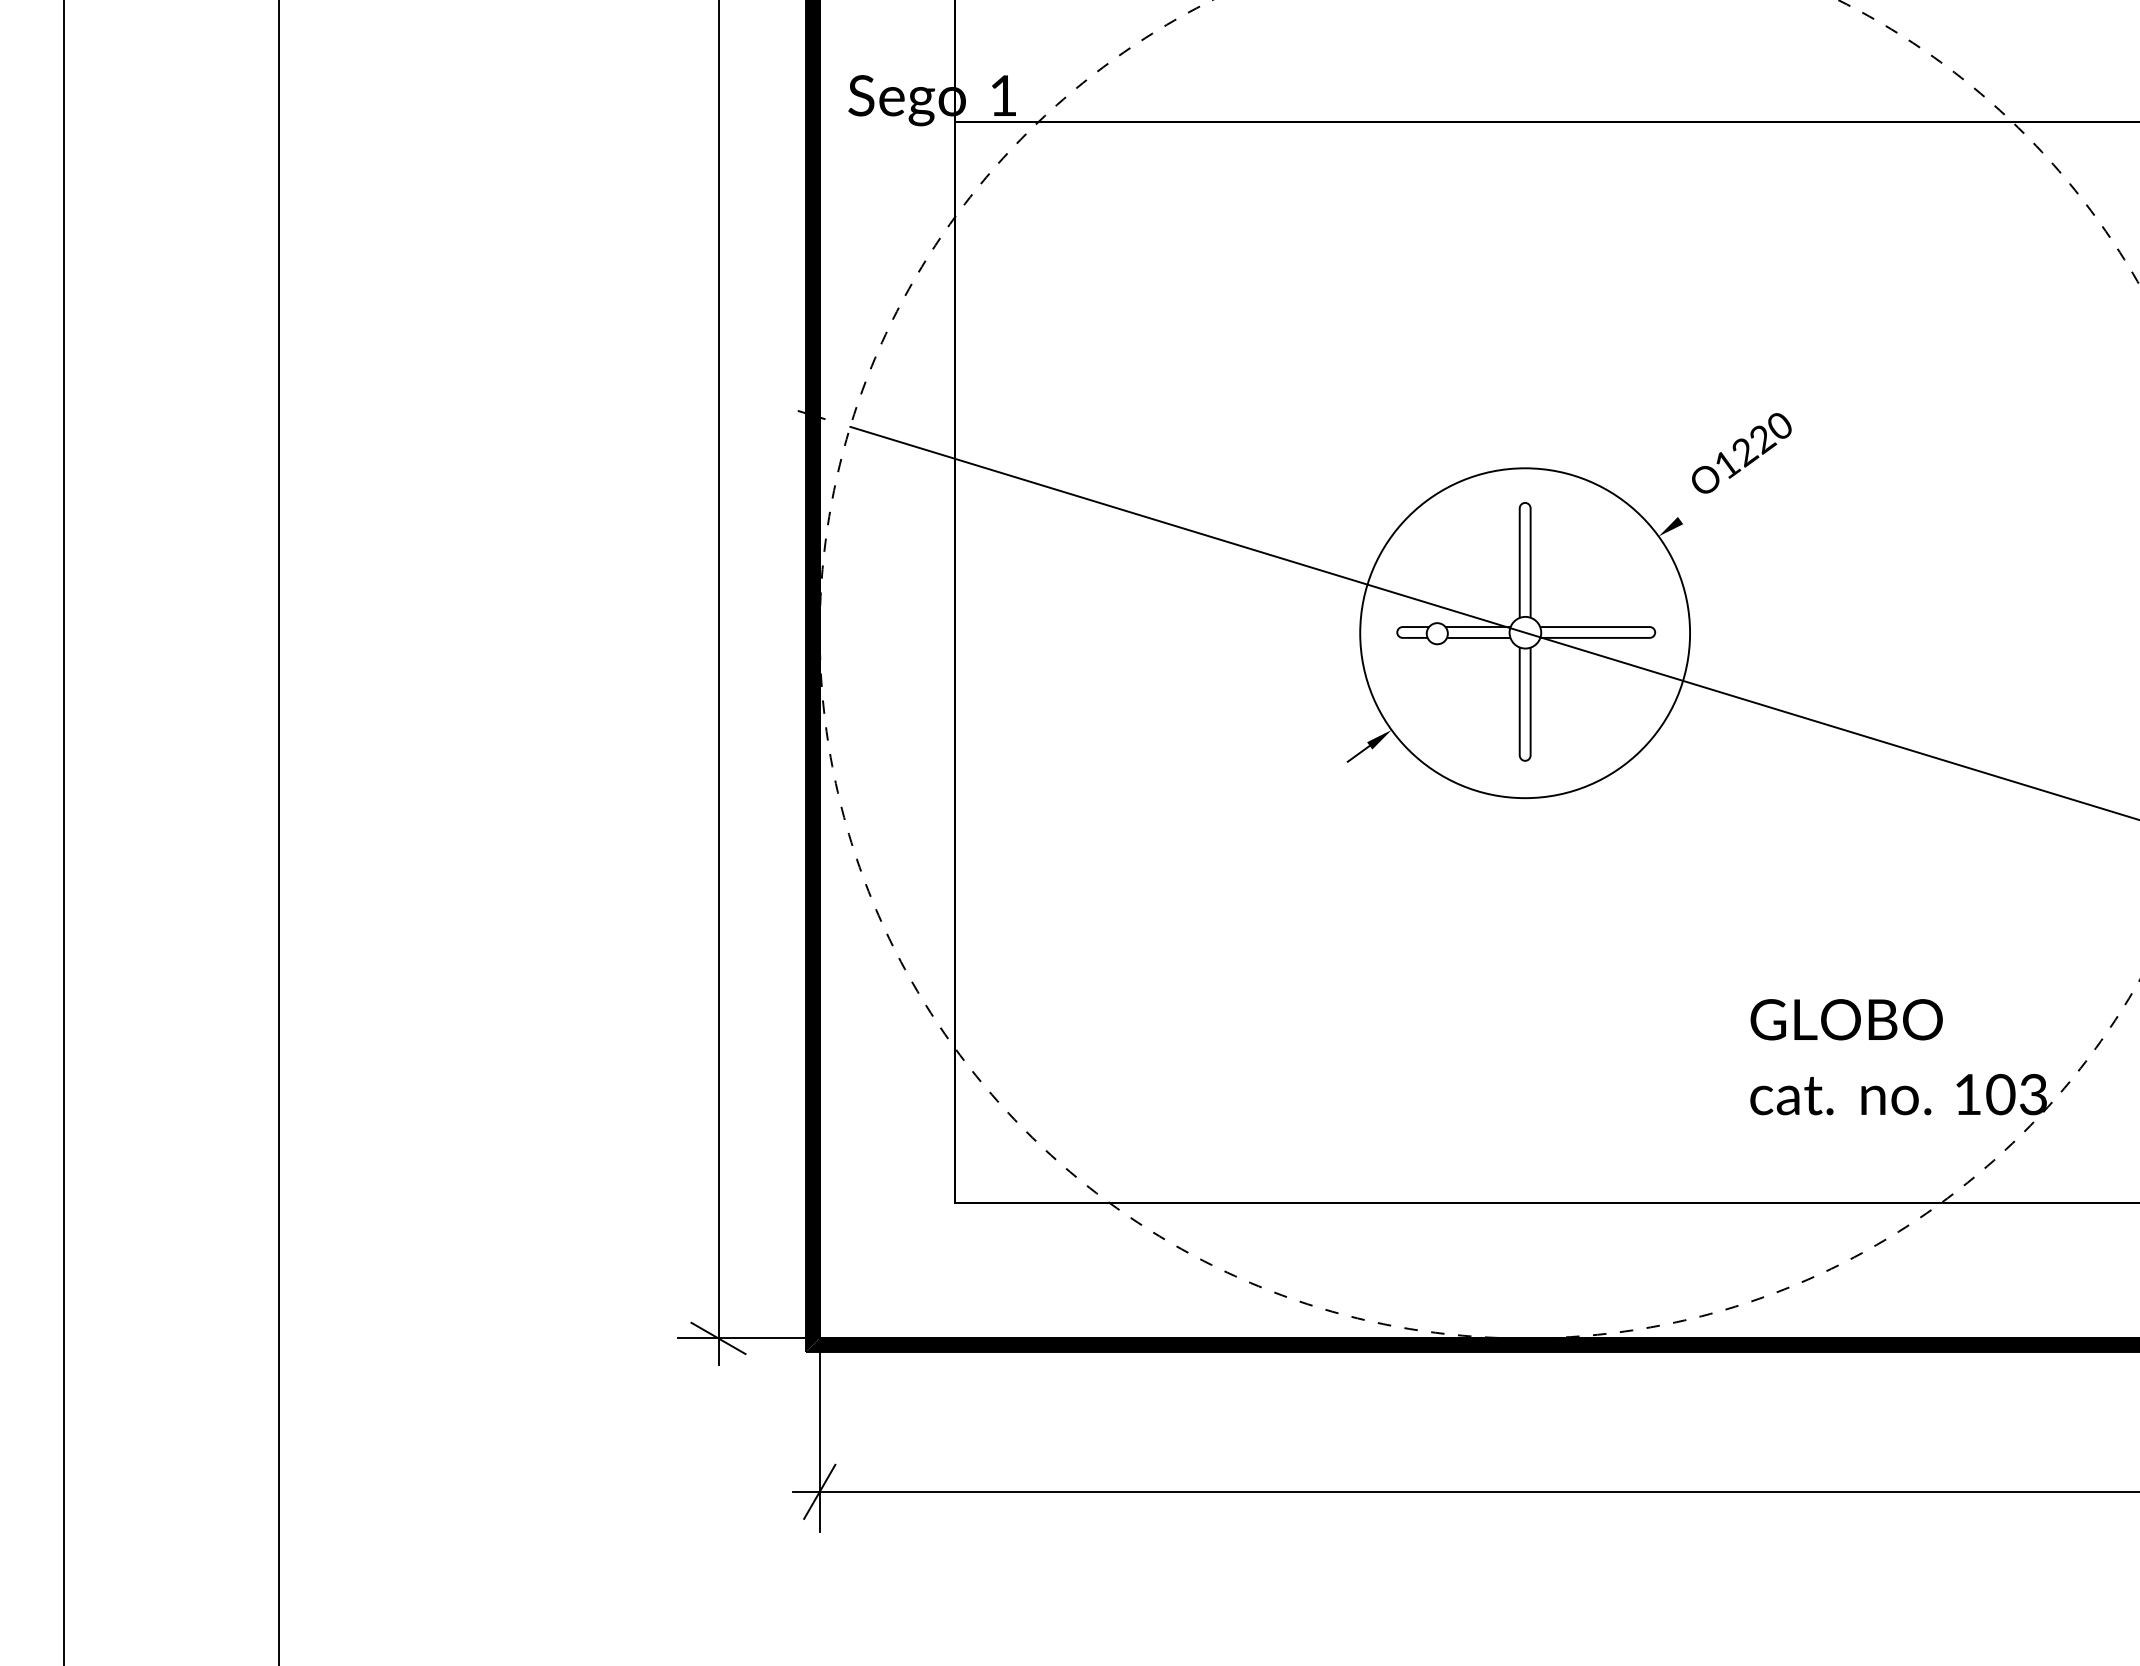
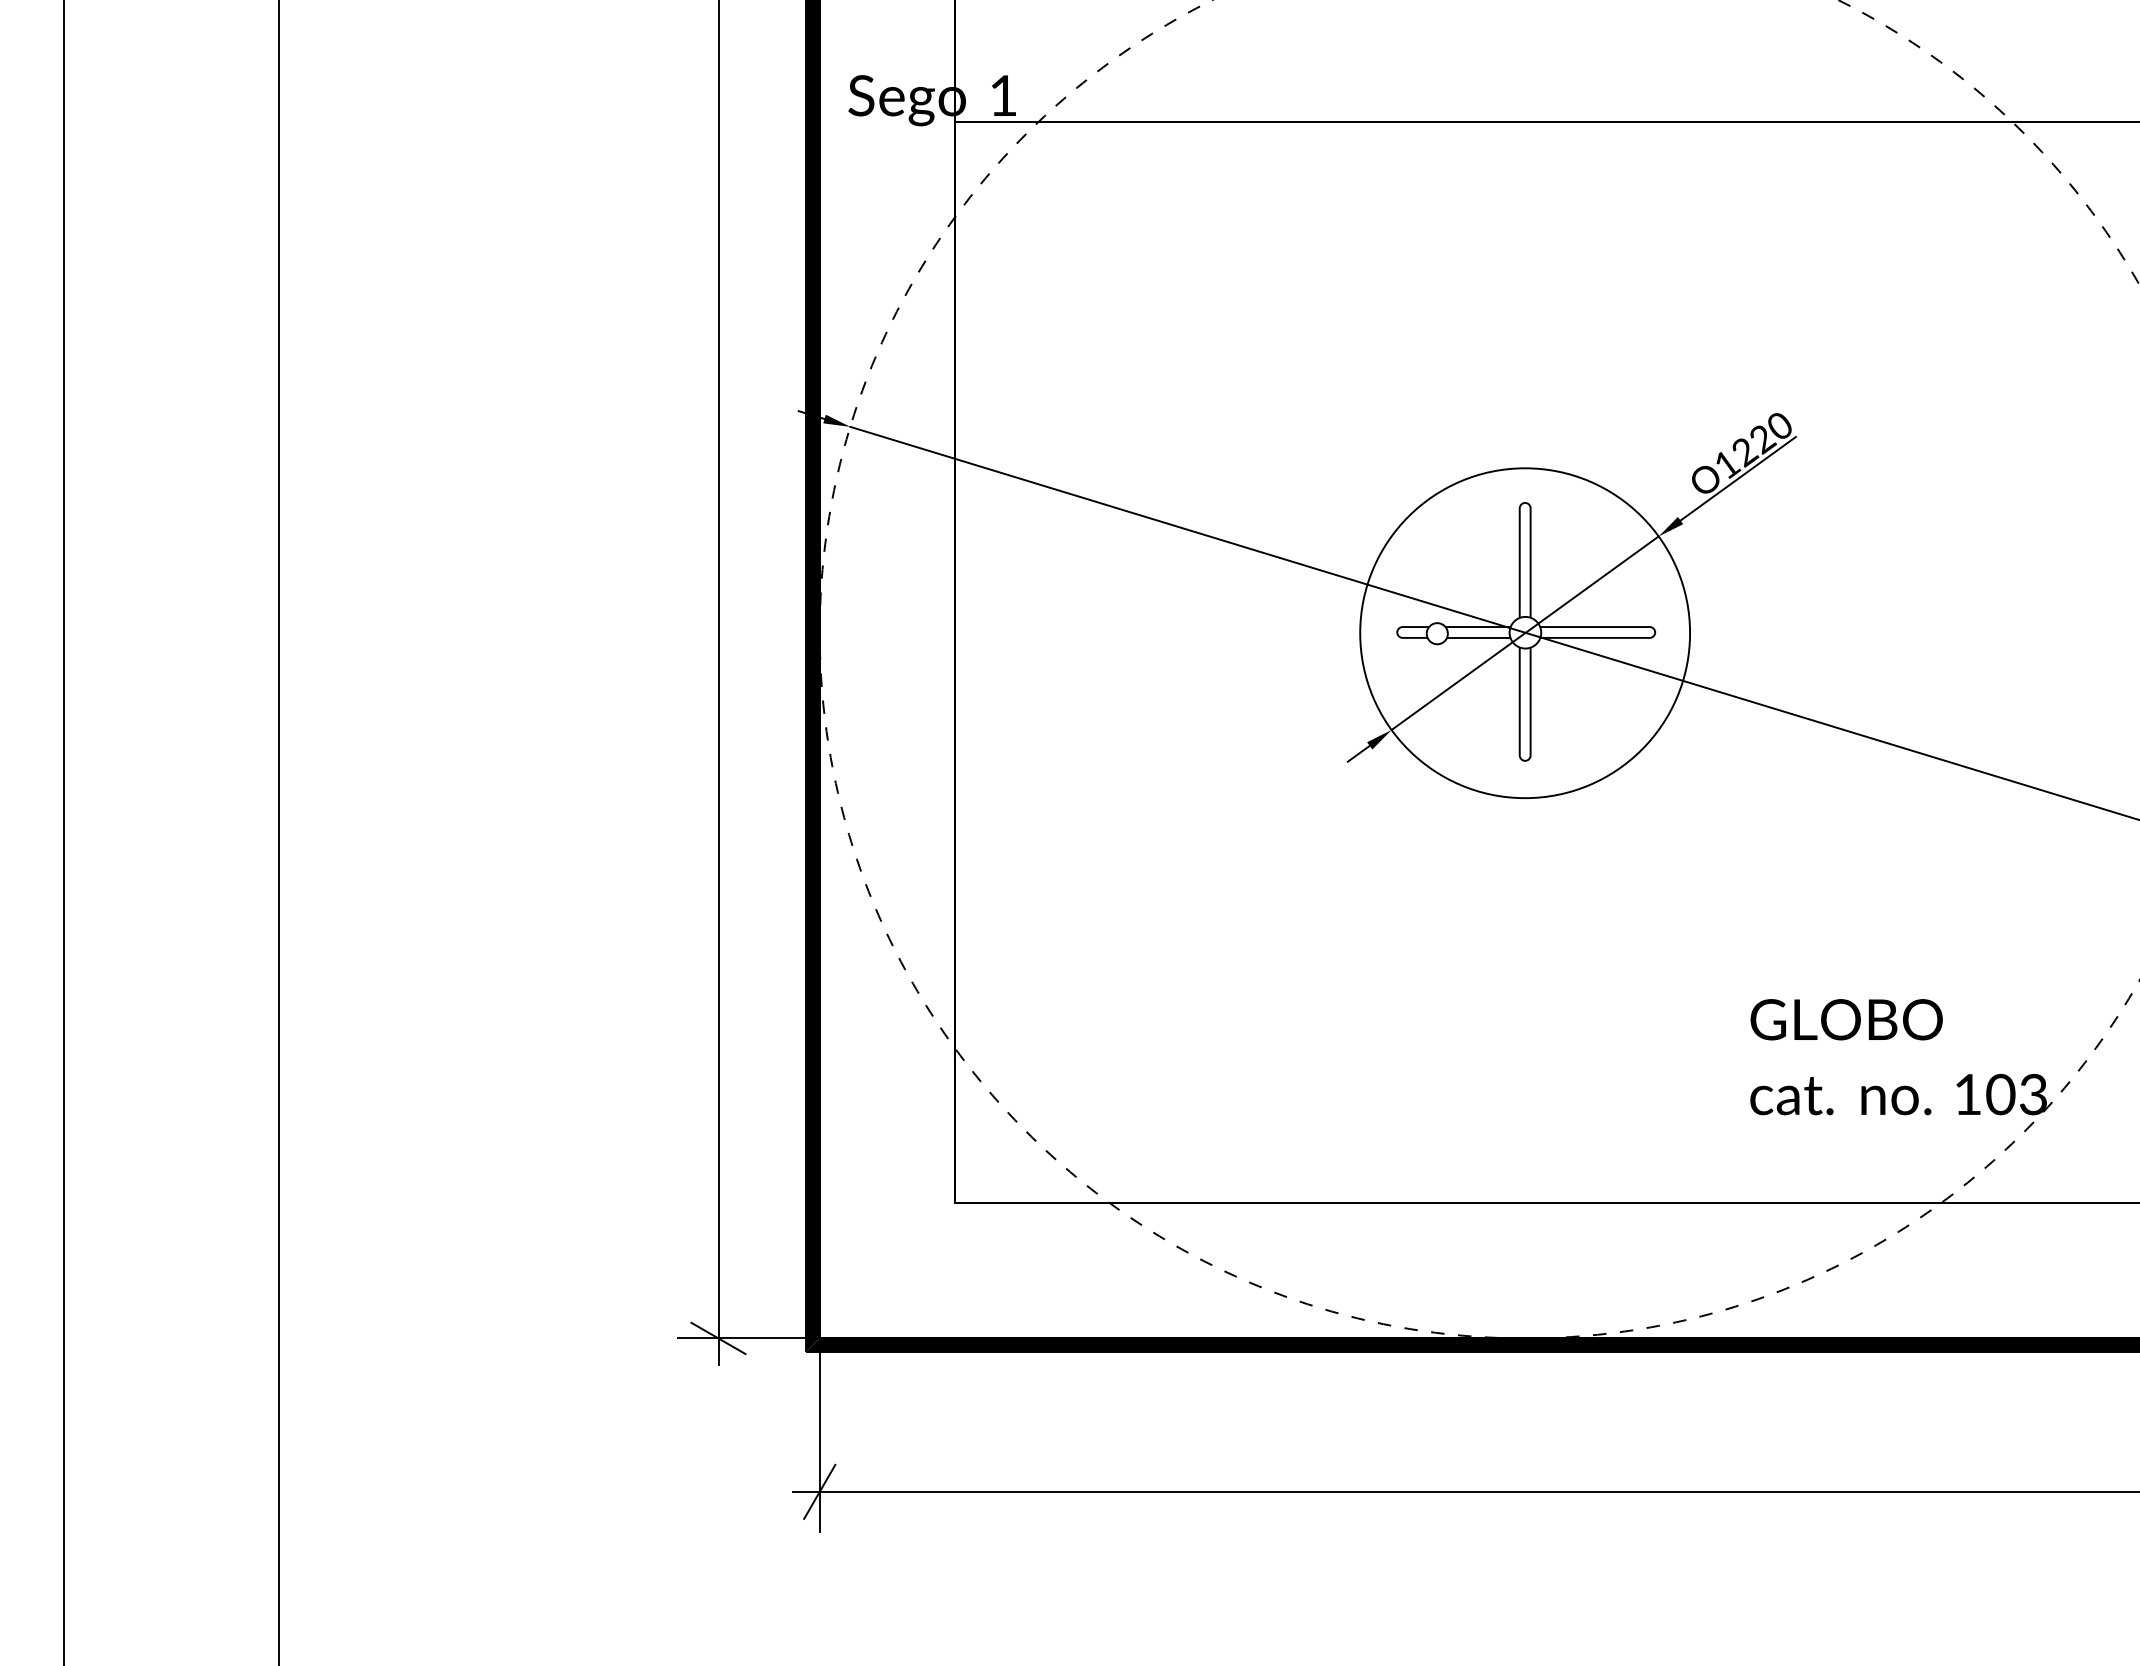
fill: none -> present (836, 420)
line: none -> present (1737, 478)
line: none -> present (1524, 633)
